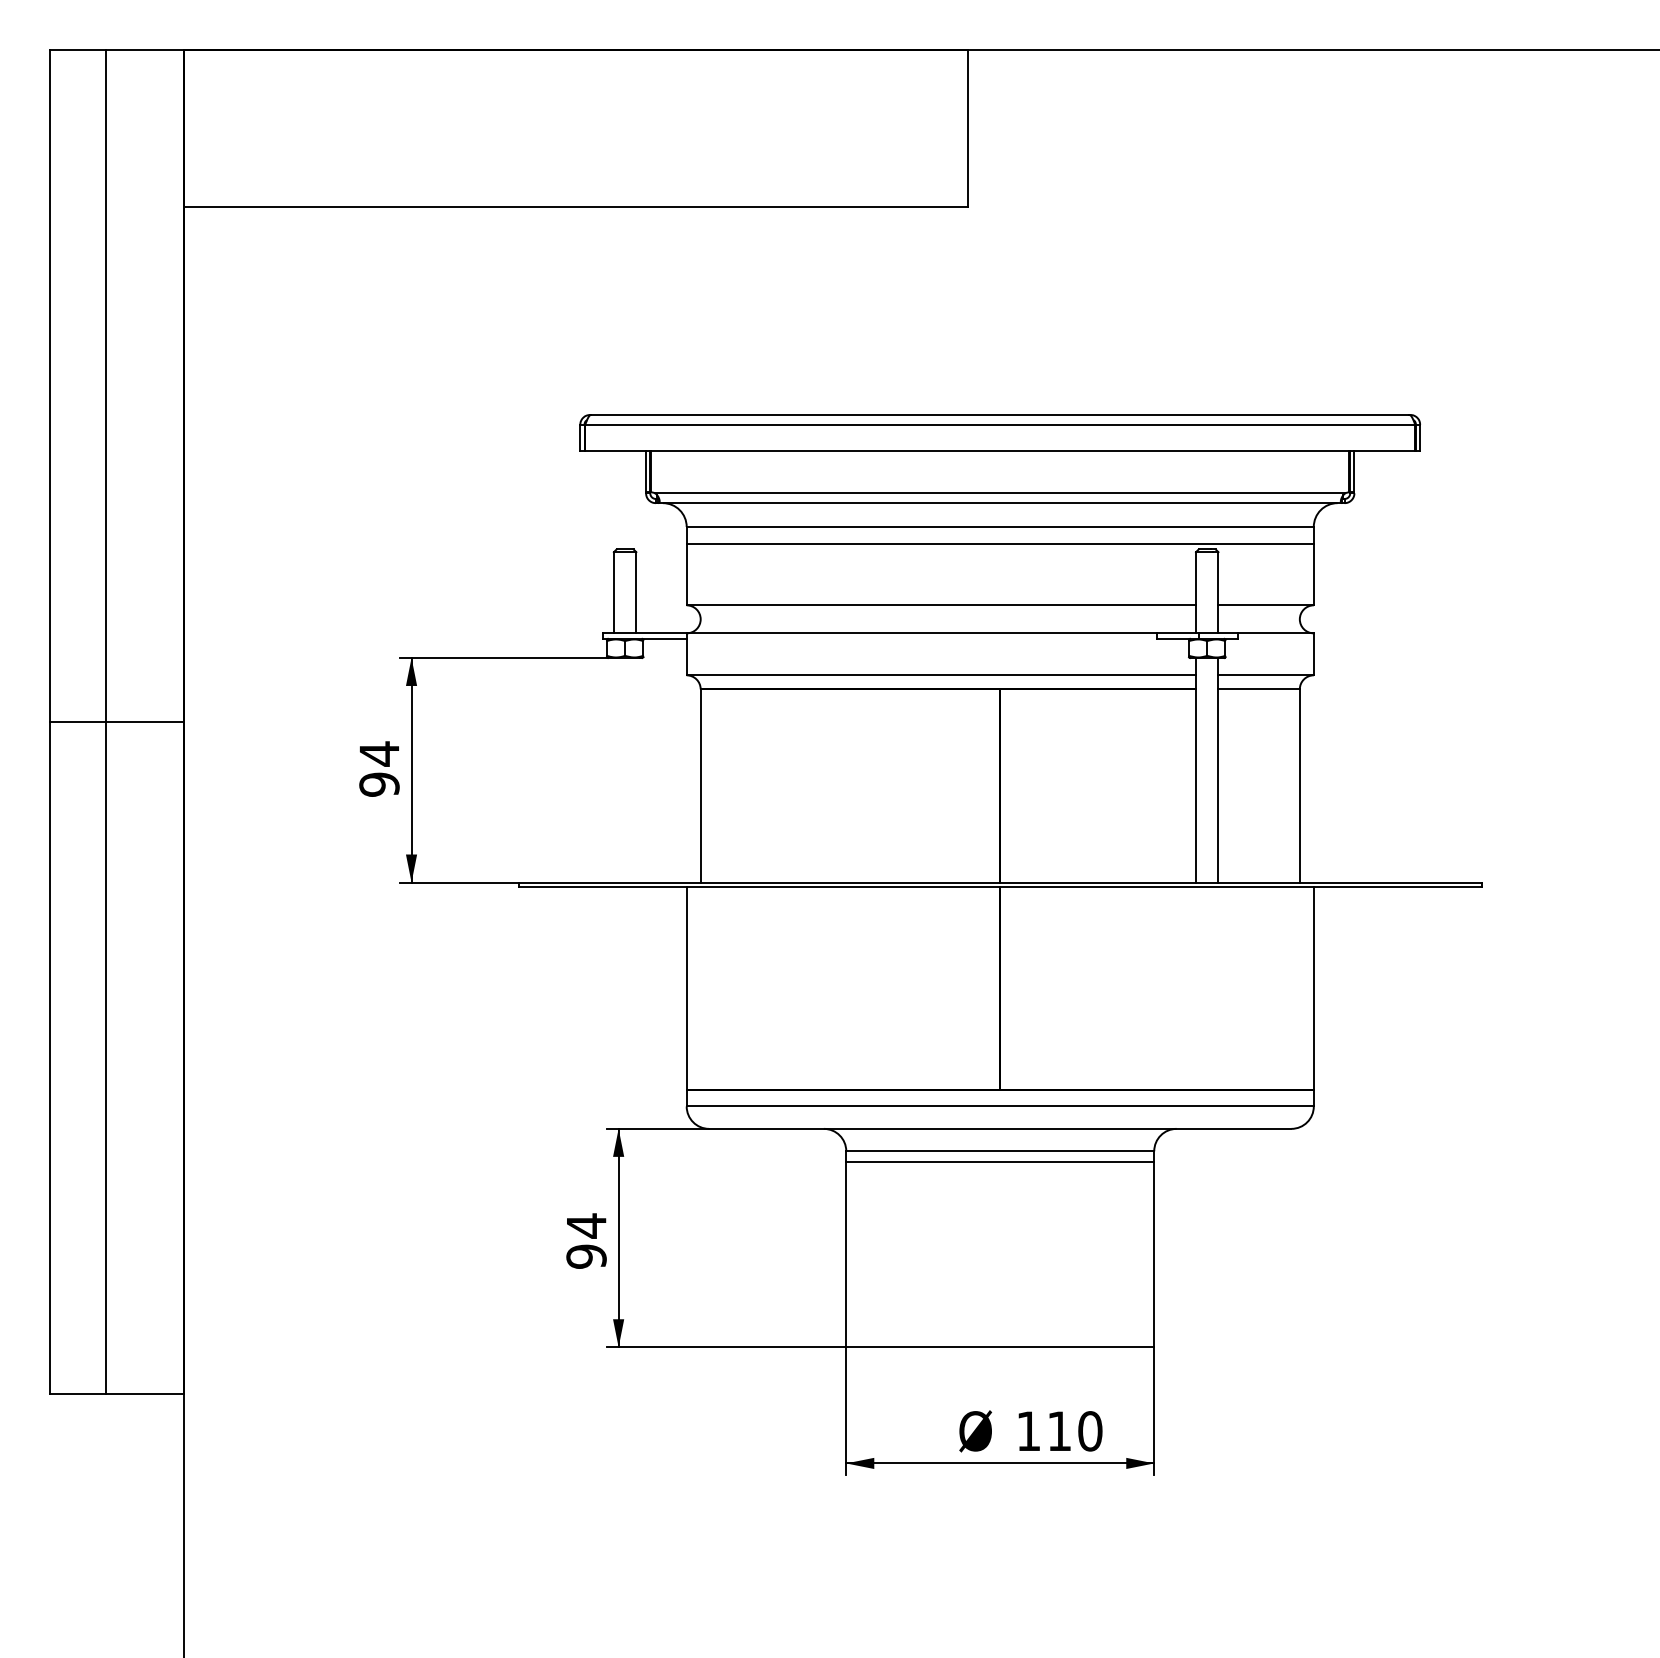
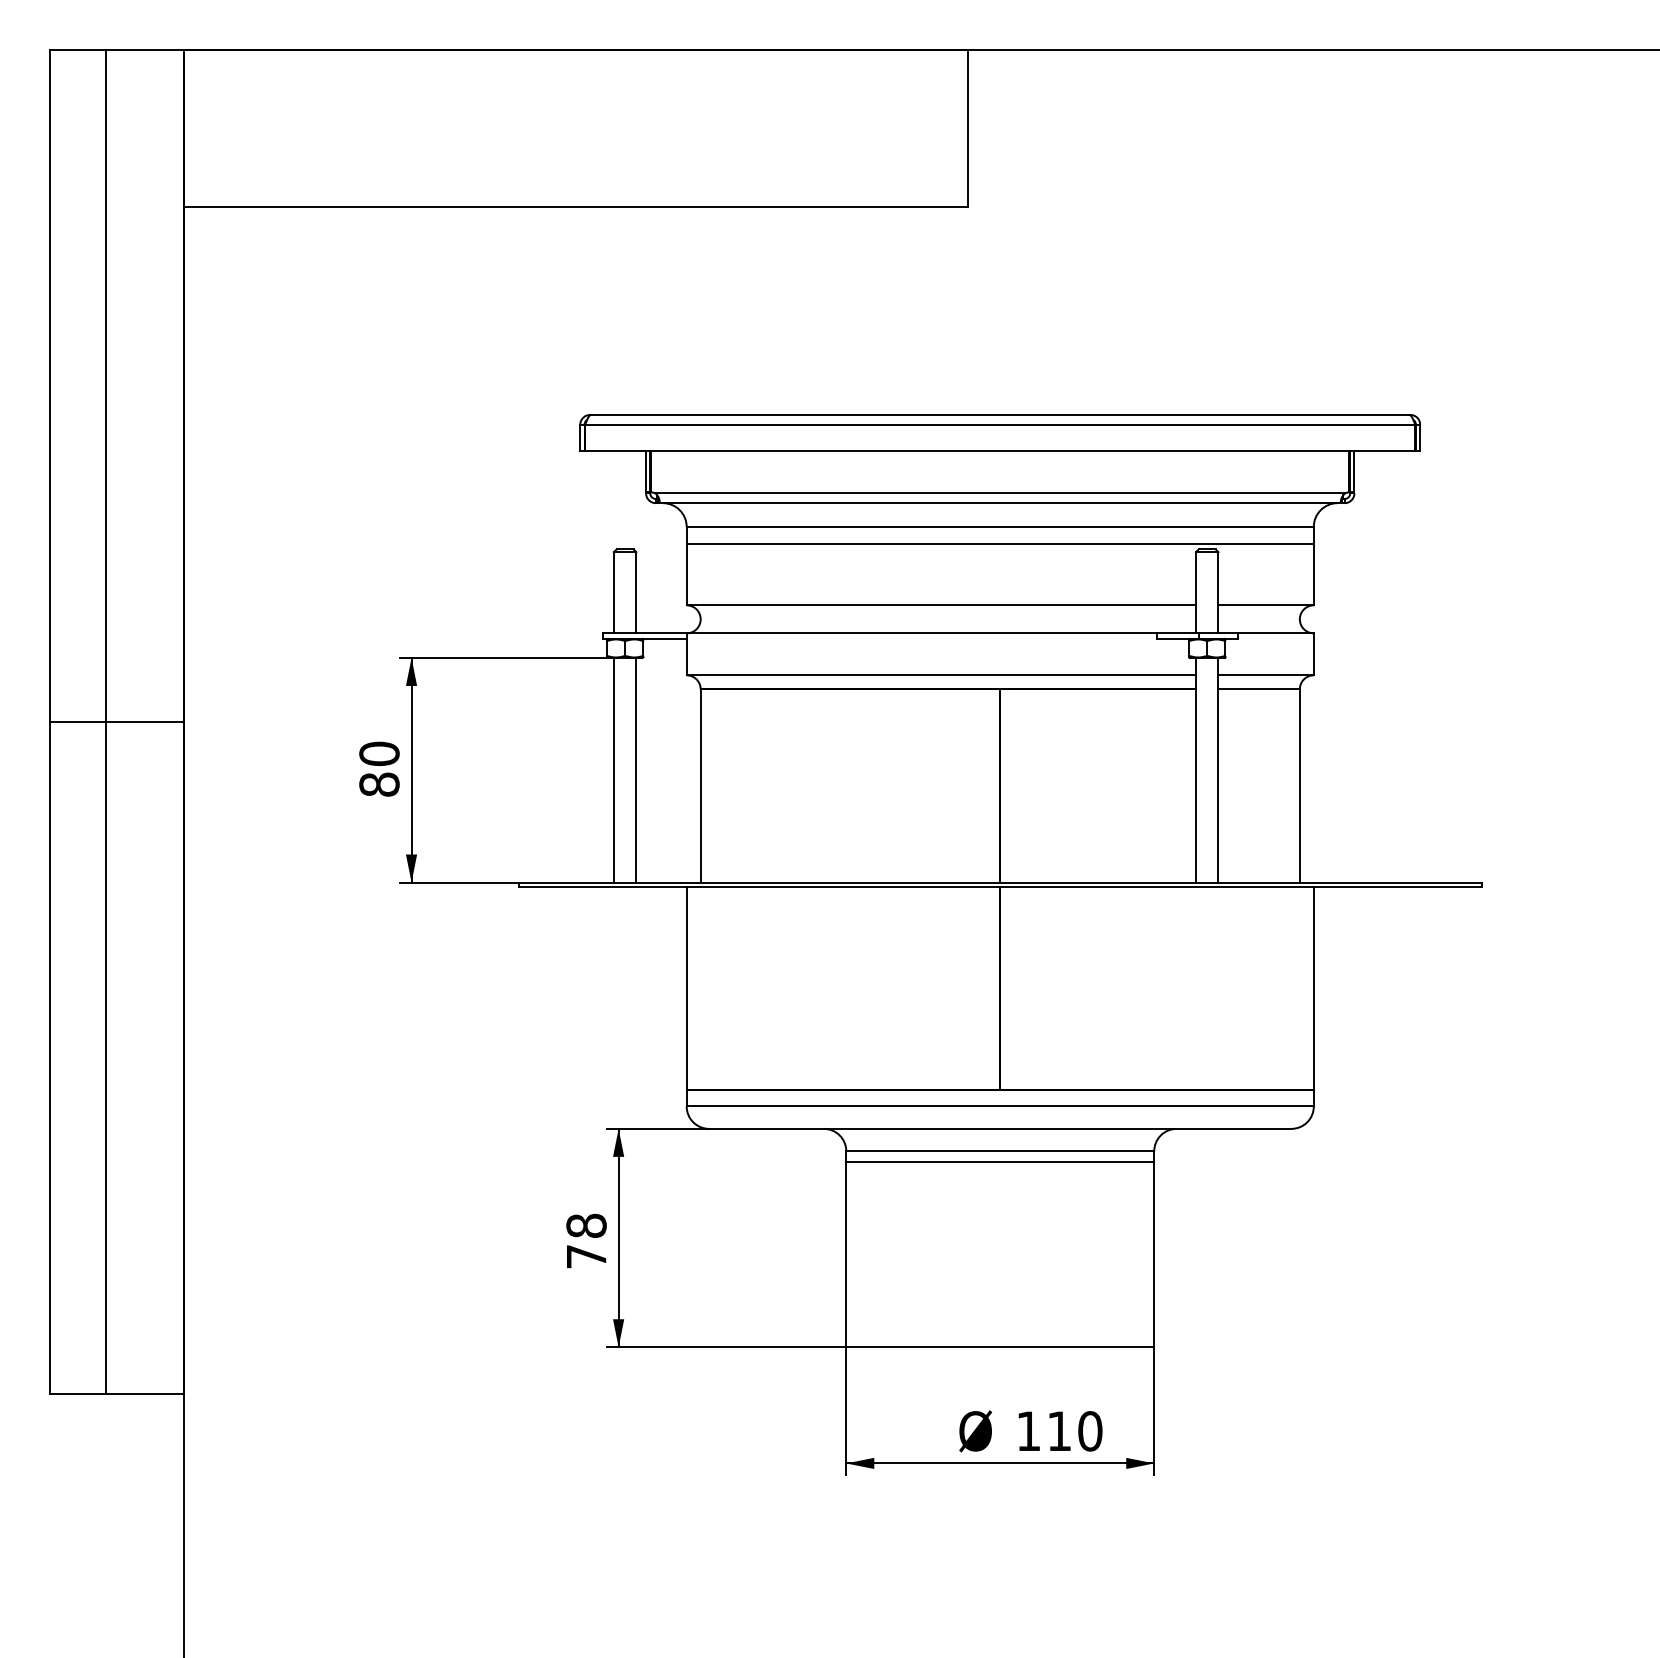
text: 94 -> 80 (379, 768)
line: none -> present (613, 769)
line: none -> present (636, 769)
text: 94 -> 78 (586, 1240)
